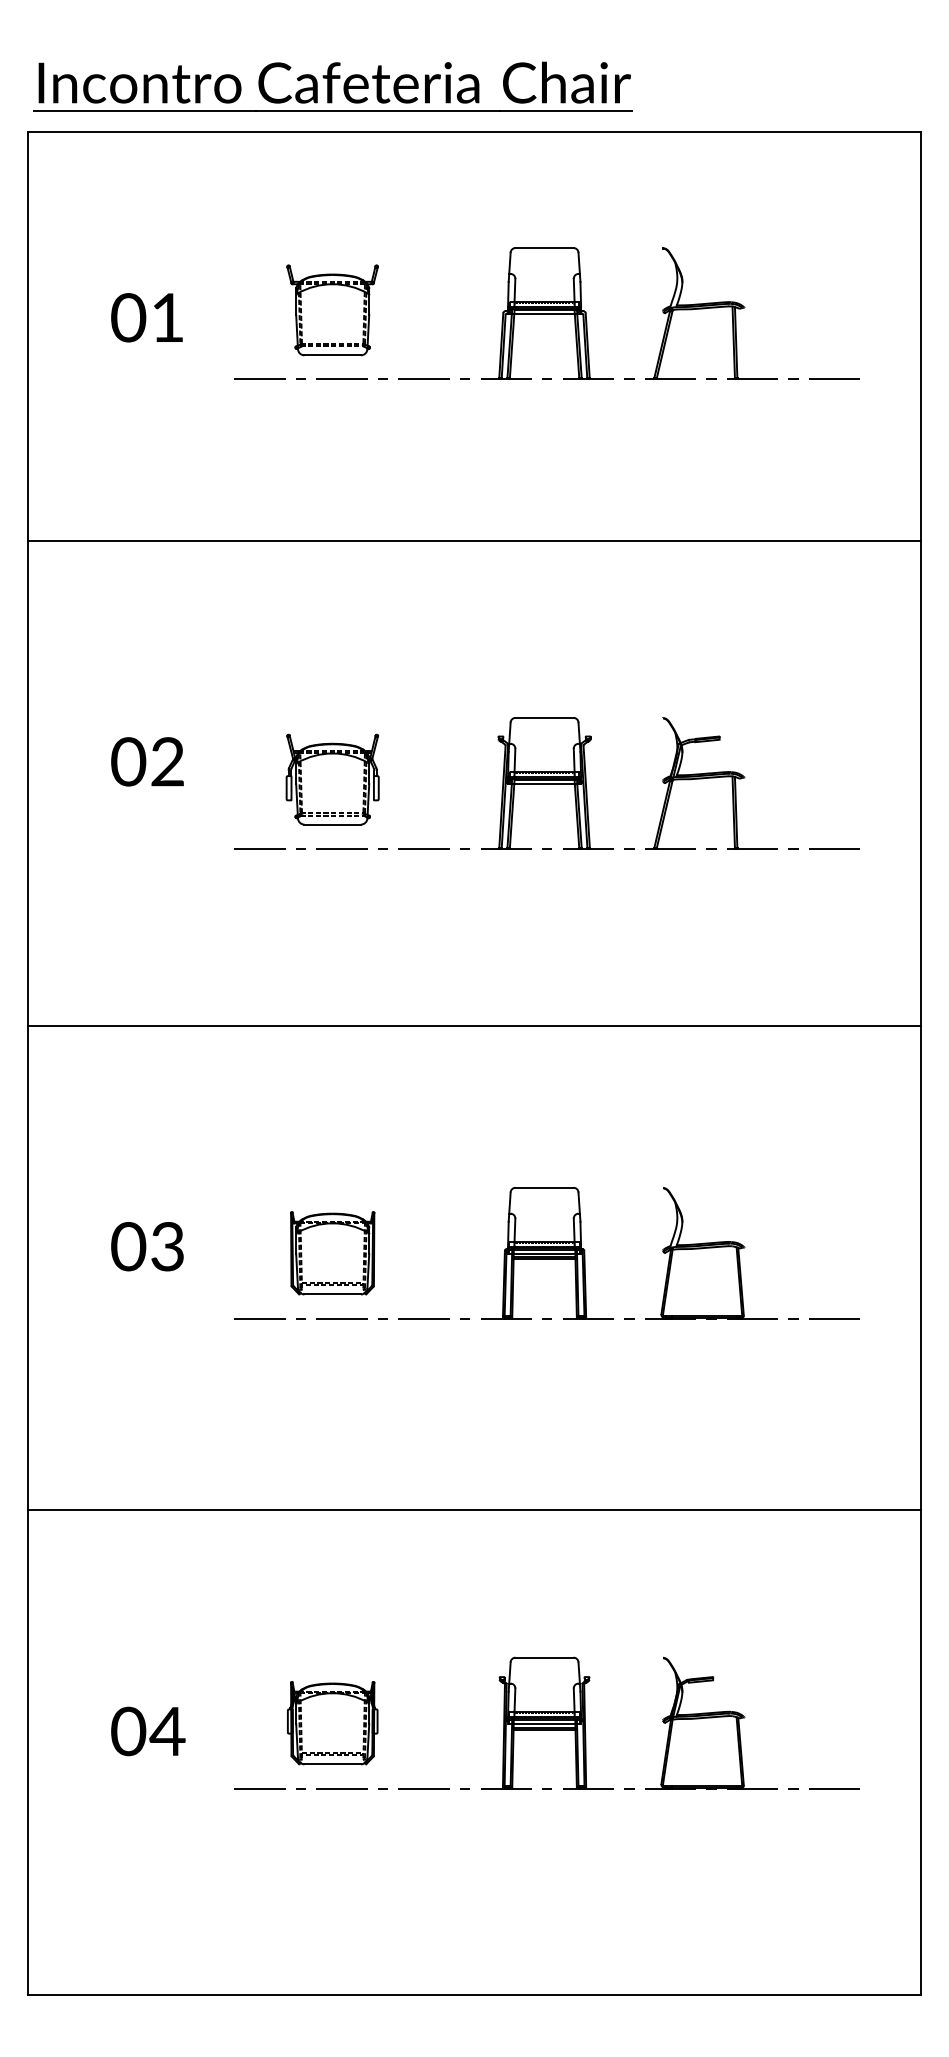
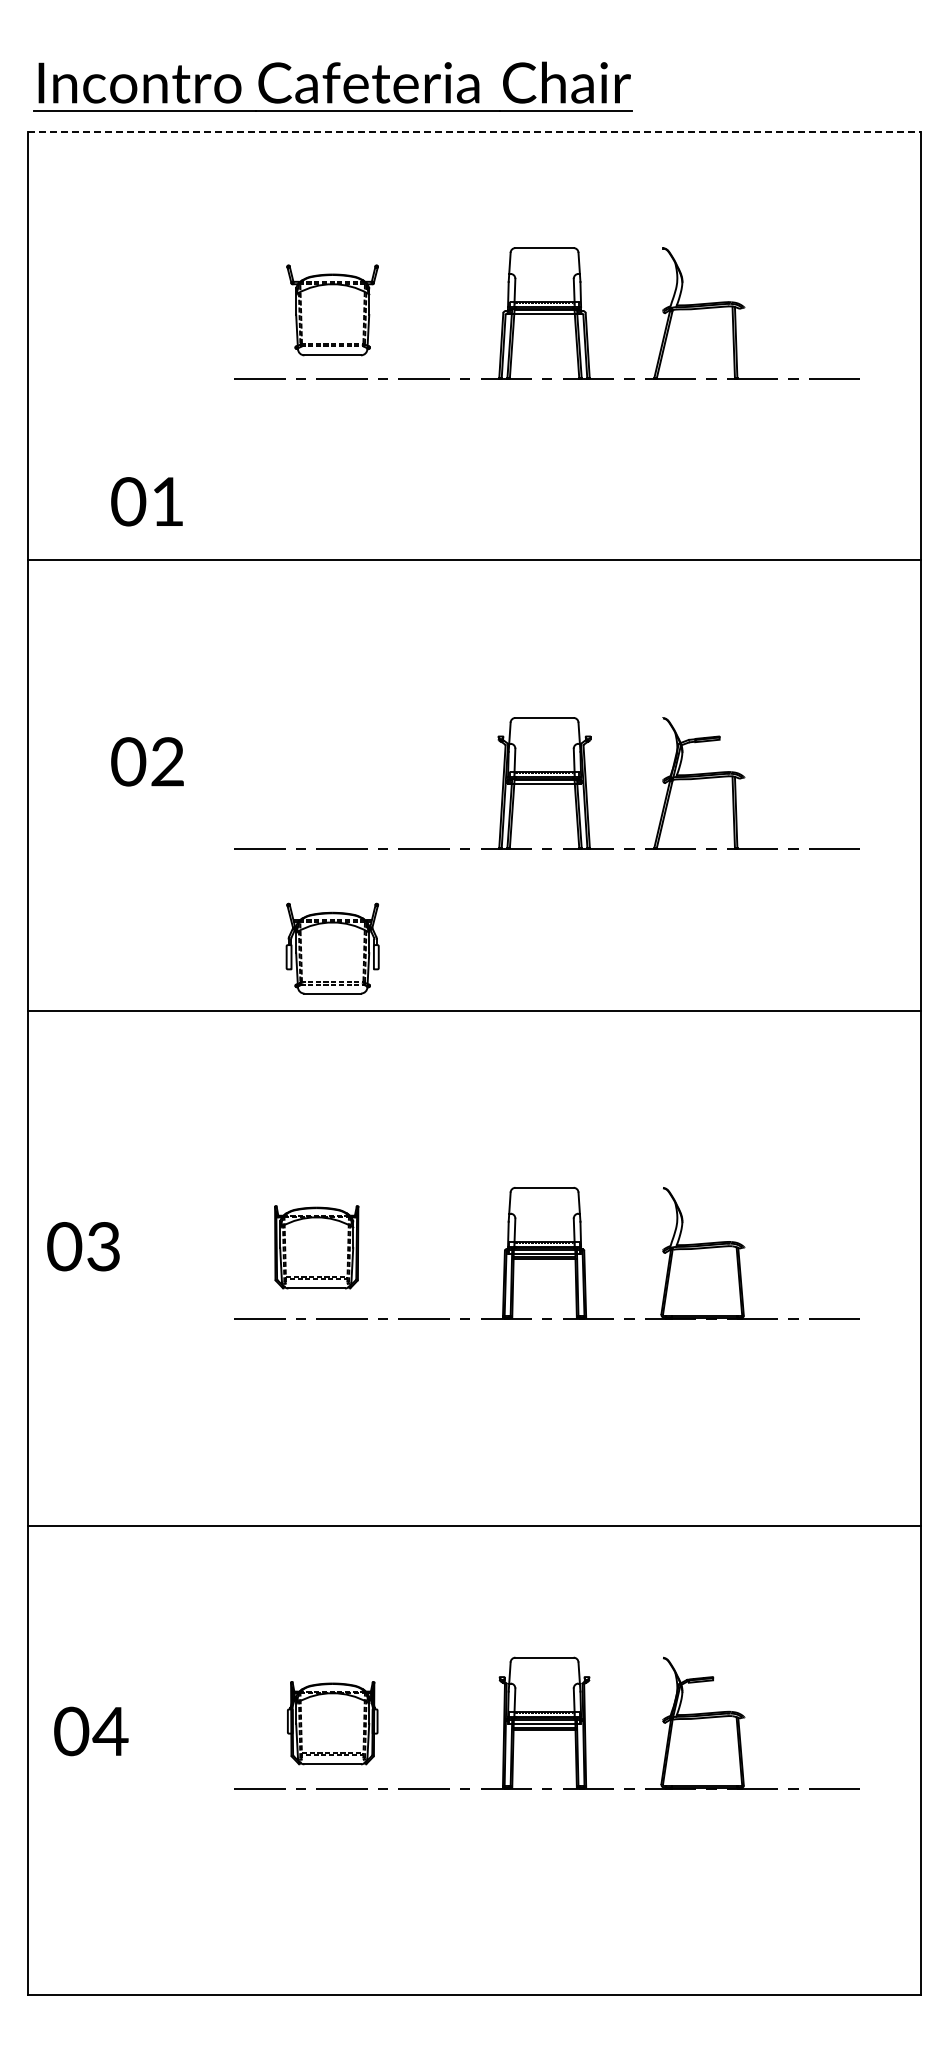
line: solid -> dashed (475, 132)
text position: (146, 317) -> (146, 501) (146, 501)
line position: (474, 540) -> (474, 559) (474, 559)
part position: (332, 779) -> (332, 948) (332, 948)
line position: (474, 1025) -> (474, 1010) (474, 1010)
text position: (147, 1246) -> (83, 1246) (83, 1246)
part position: (332, 1253) -> (316, 1247) (316, 1247)
line position: (474, 1510) -> (474, 1526) (474, 1526)
text position: (148, 1731) -> (91, 1731) (91, 1731)
